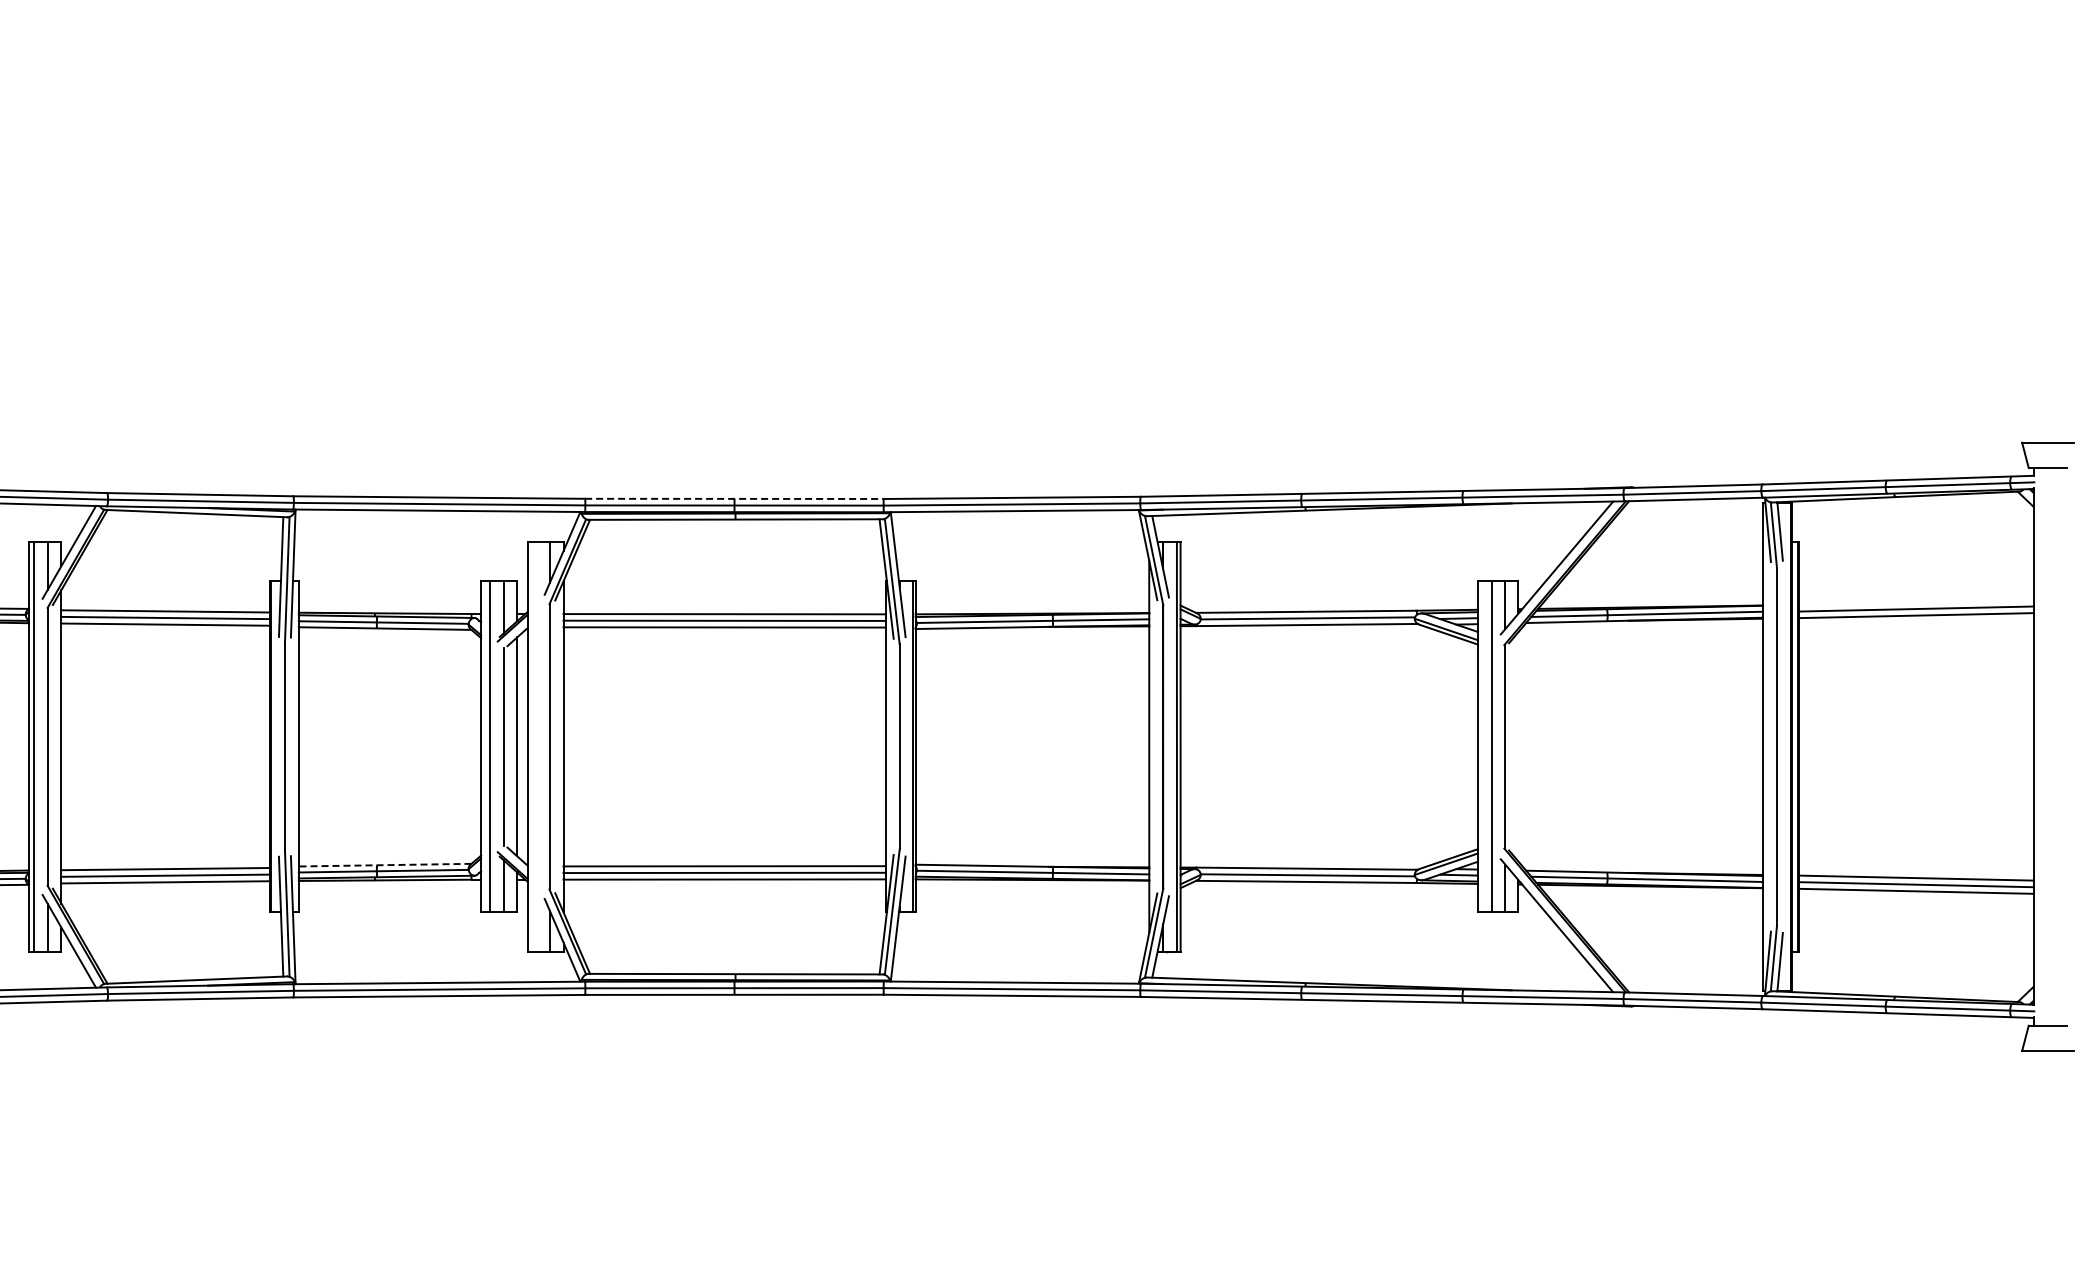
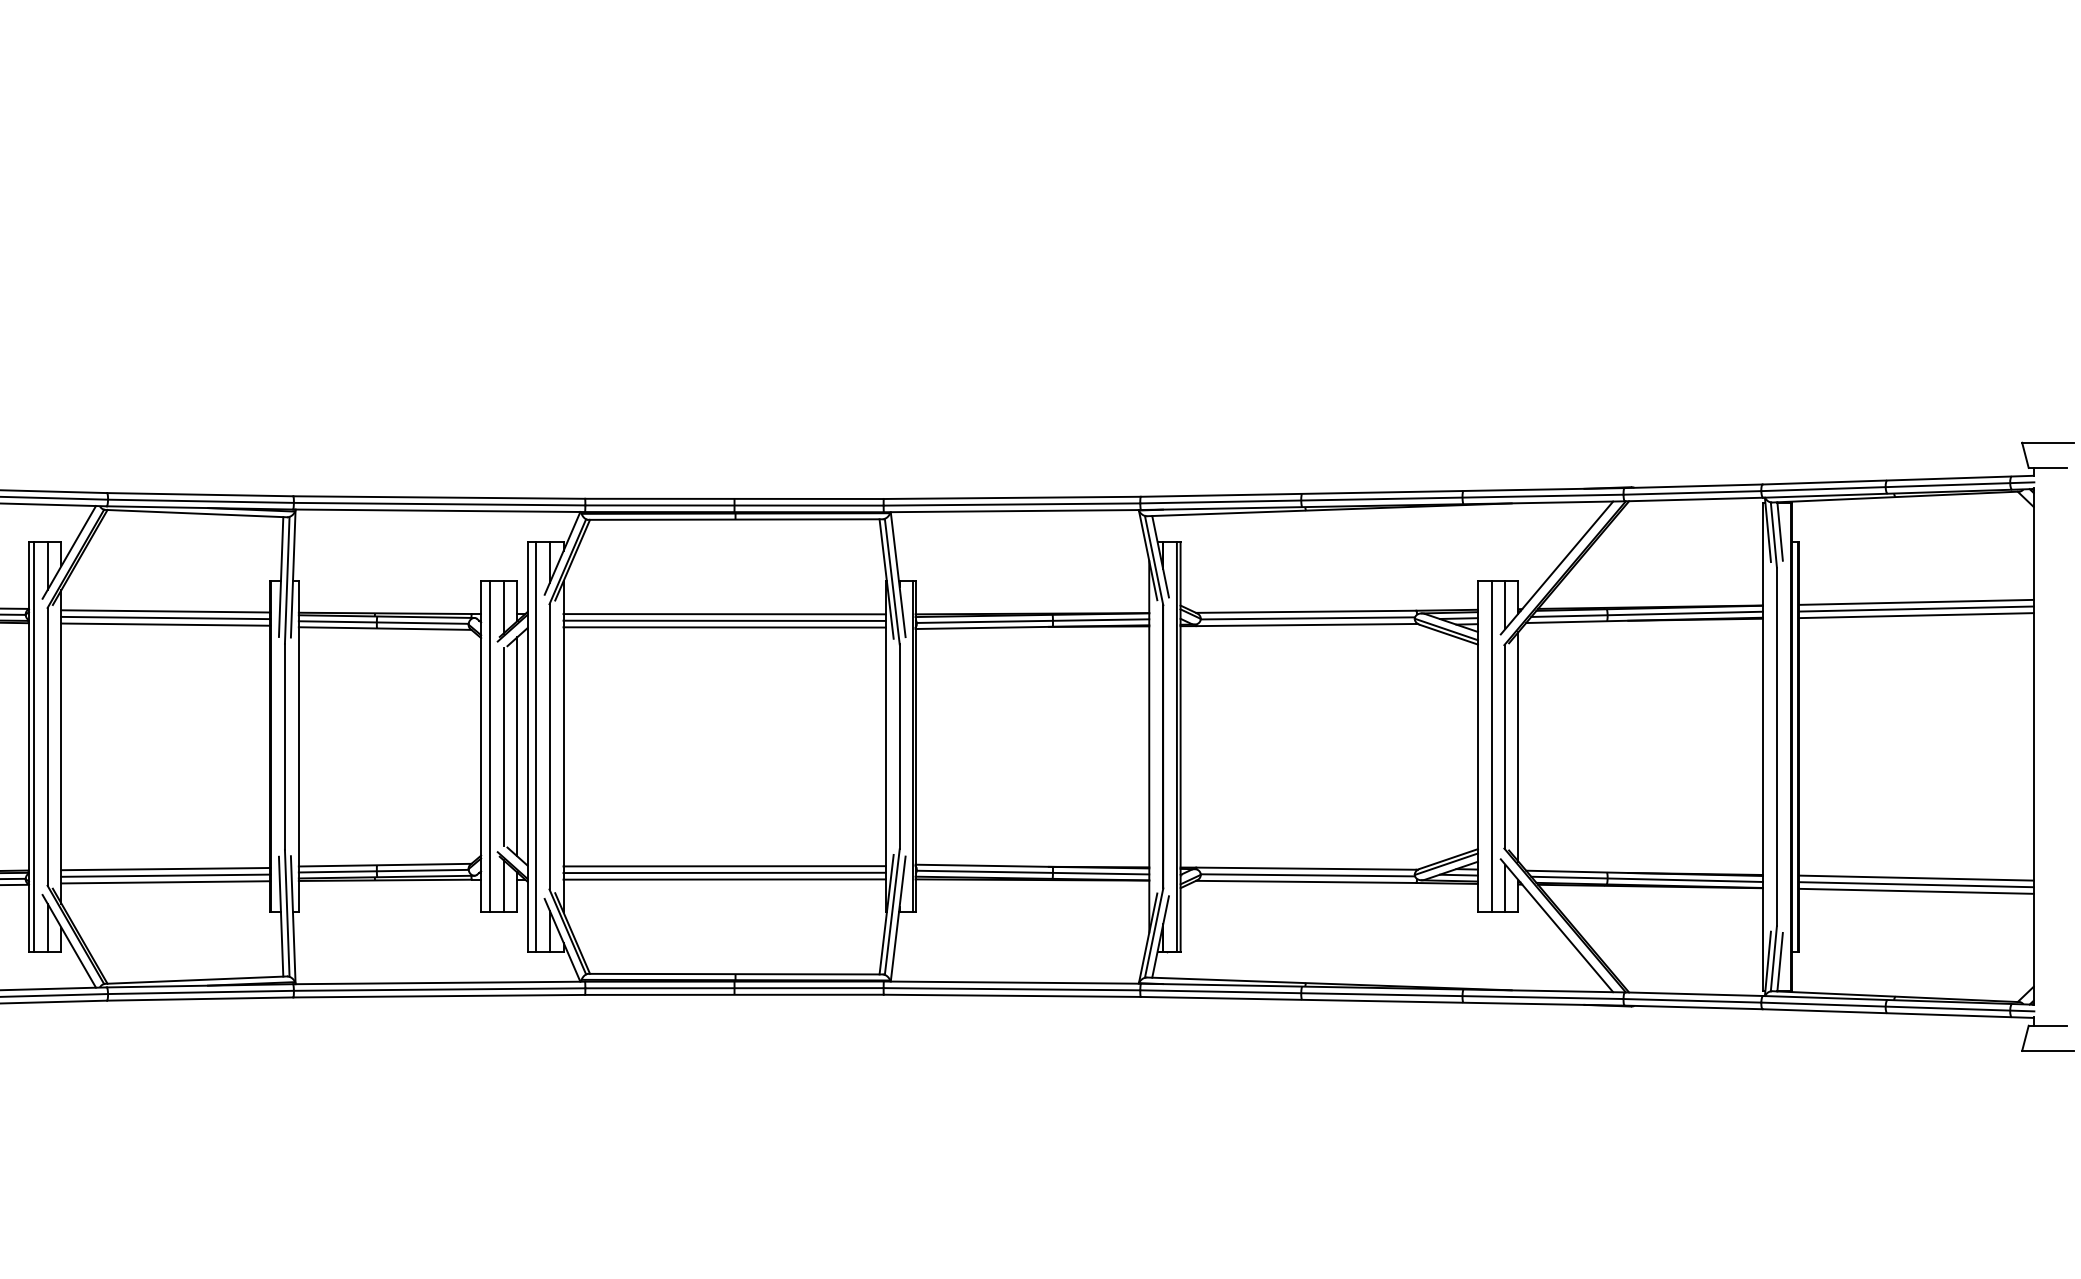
line: dashed -> solid (734, 498)
line: none -> present (1916, 601)
line: none -> present (536, 746)
line: none -> present (1518, 746)
line: dashed -> solid (384, 865)
